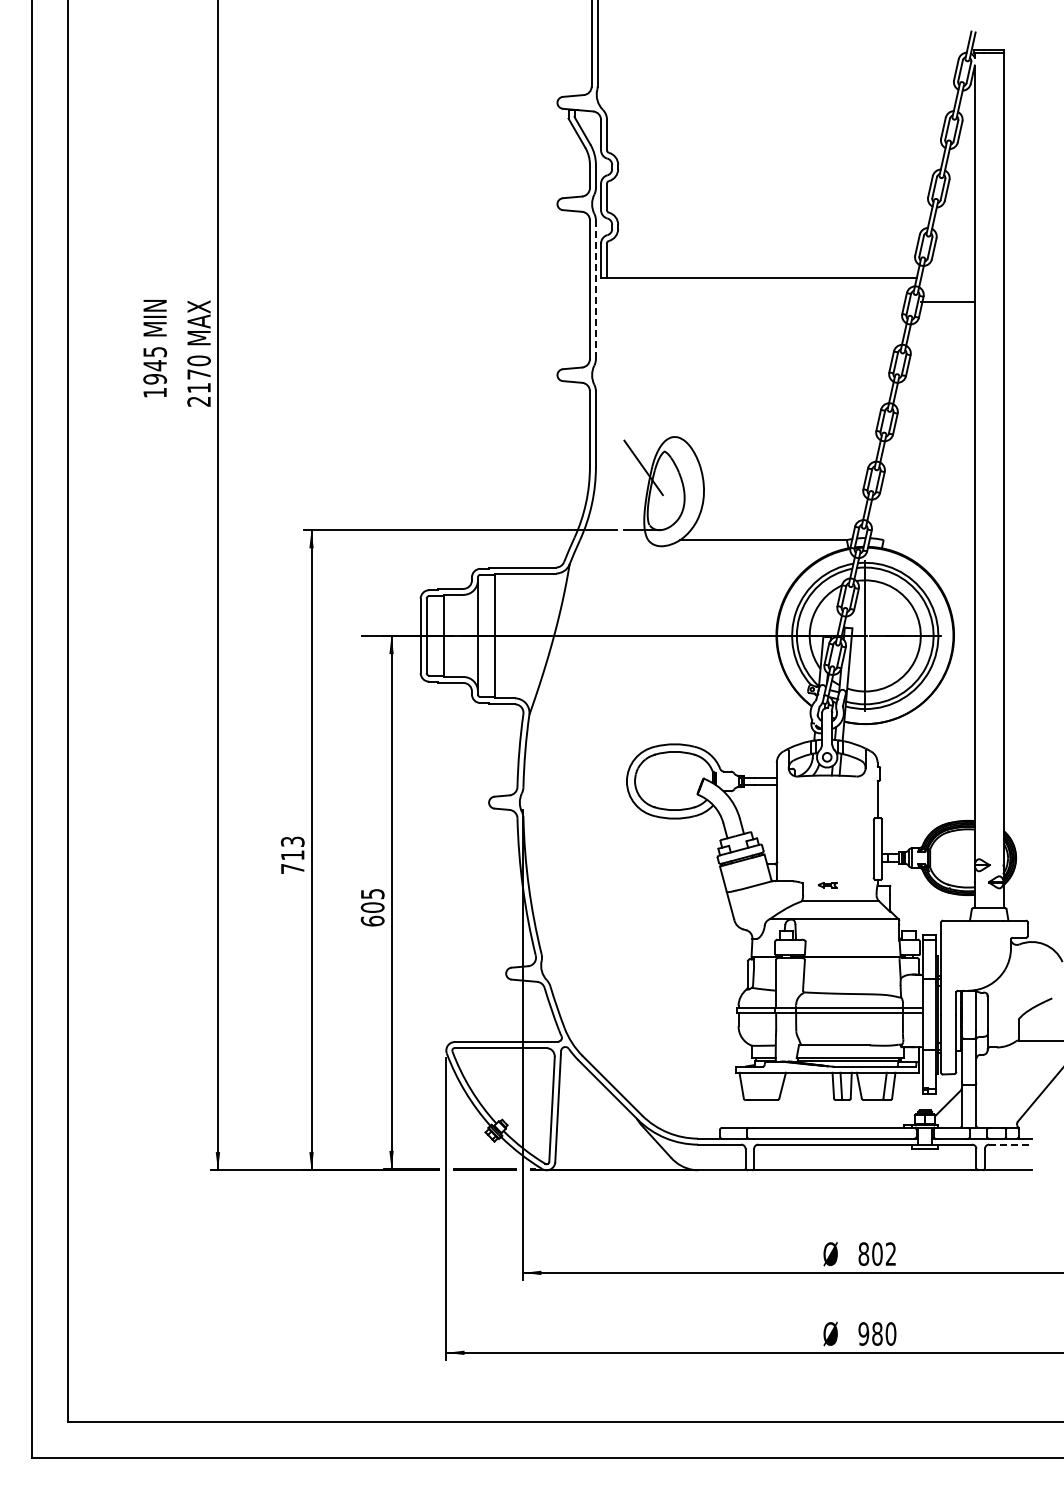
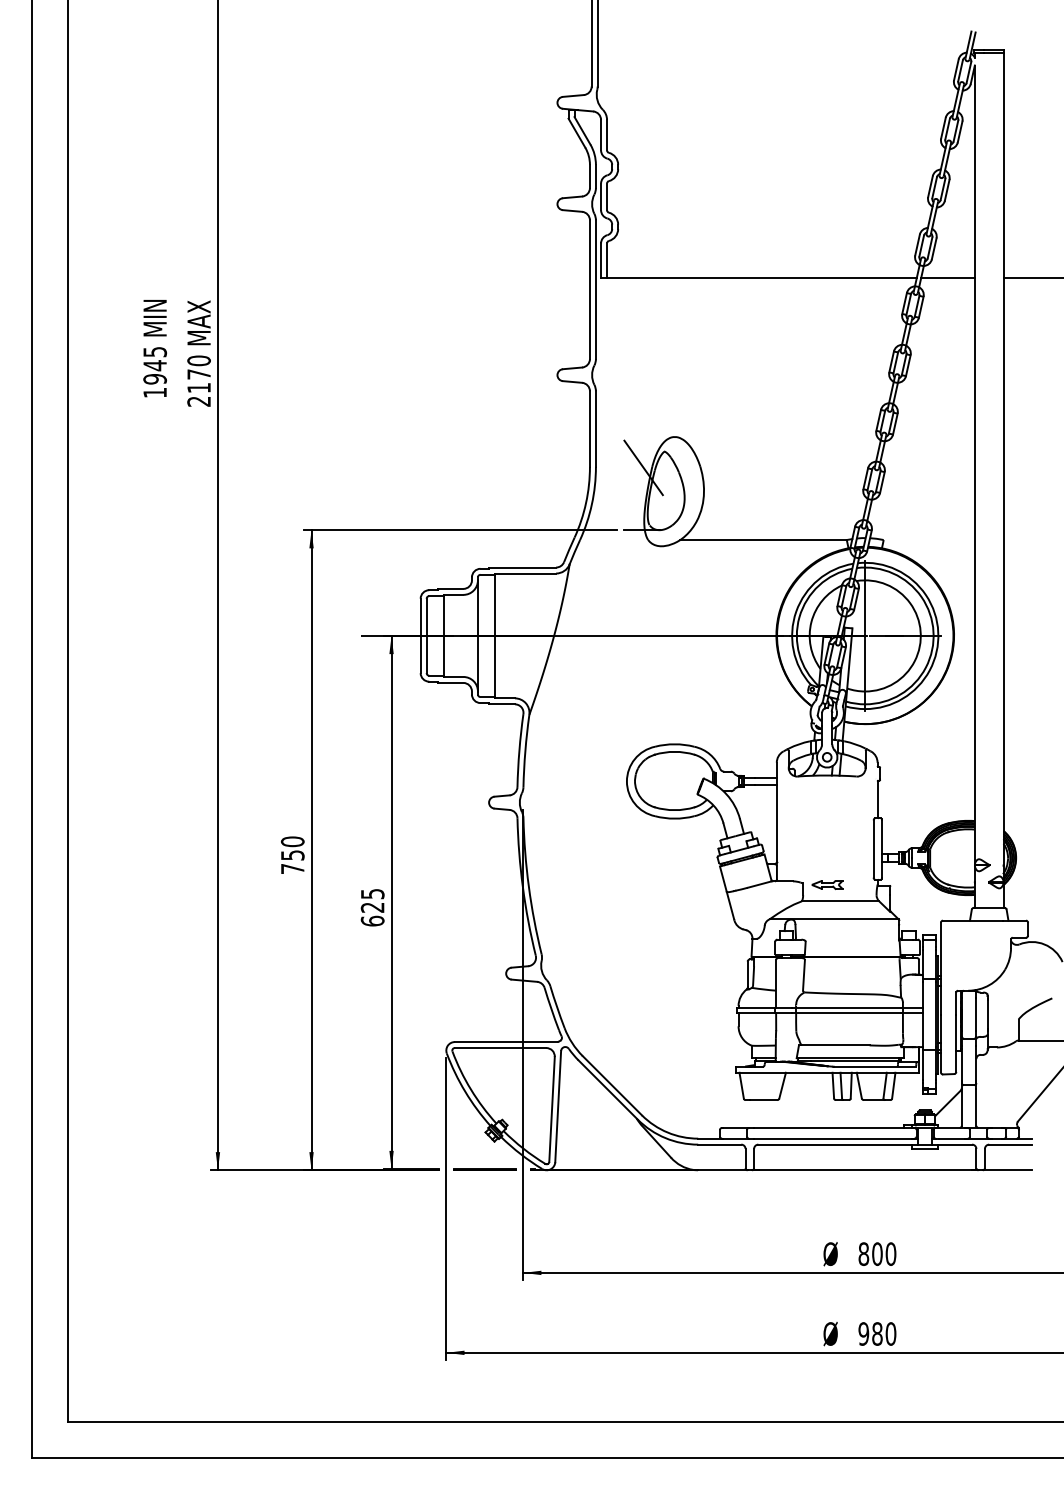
line: none -> present (1031, 278)
line: dashed -> solid (595, 290)
line position: (947, 302) -> (947, 278) (947, 278)
text: 713 -> 750 (292, 848)
part size: 20x7 px -> 33x11 px (827, 885)
text: 605 -> 625 (372, 907)
line: dashed -> solid (1010, 1144)
text: 802 -> 800 (890, 1253)
